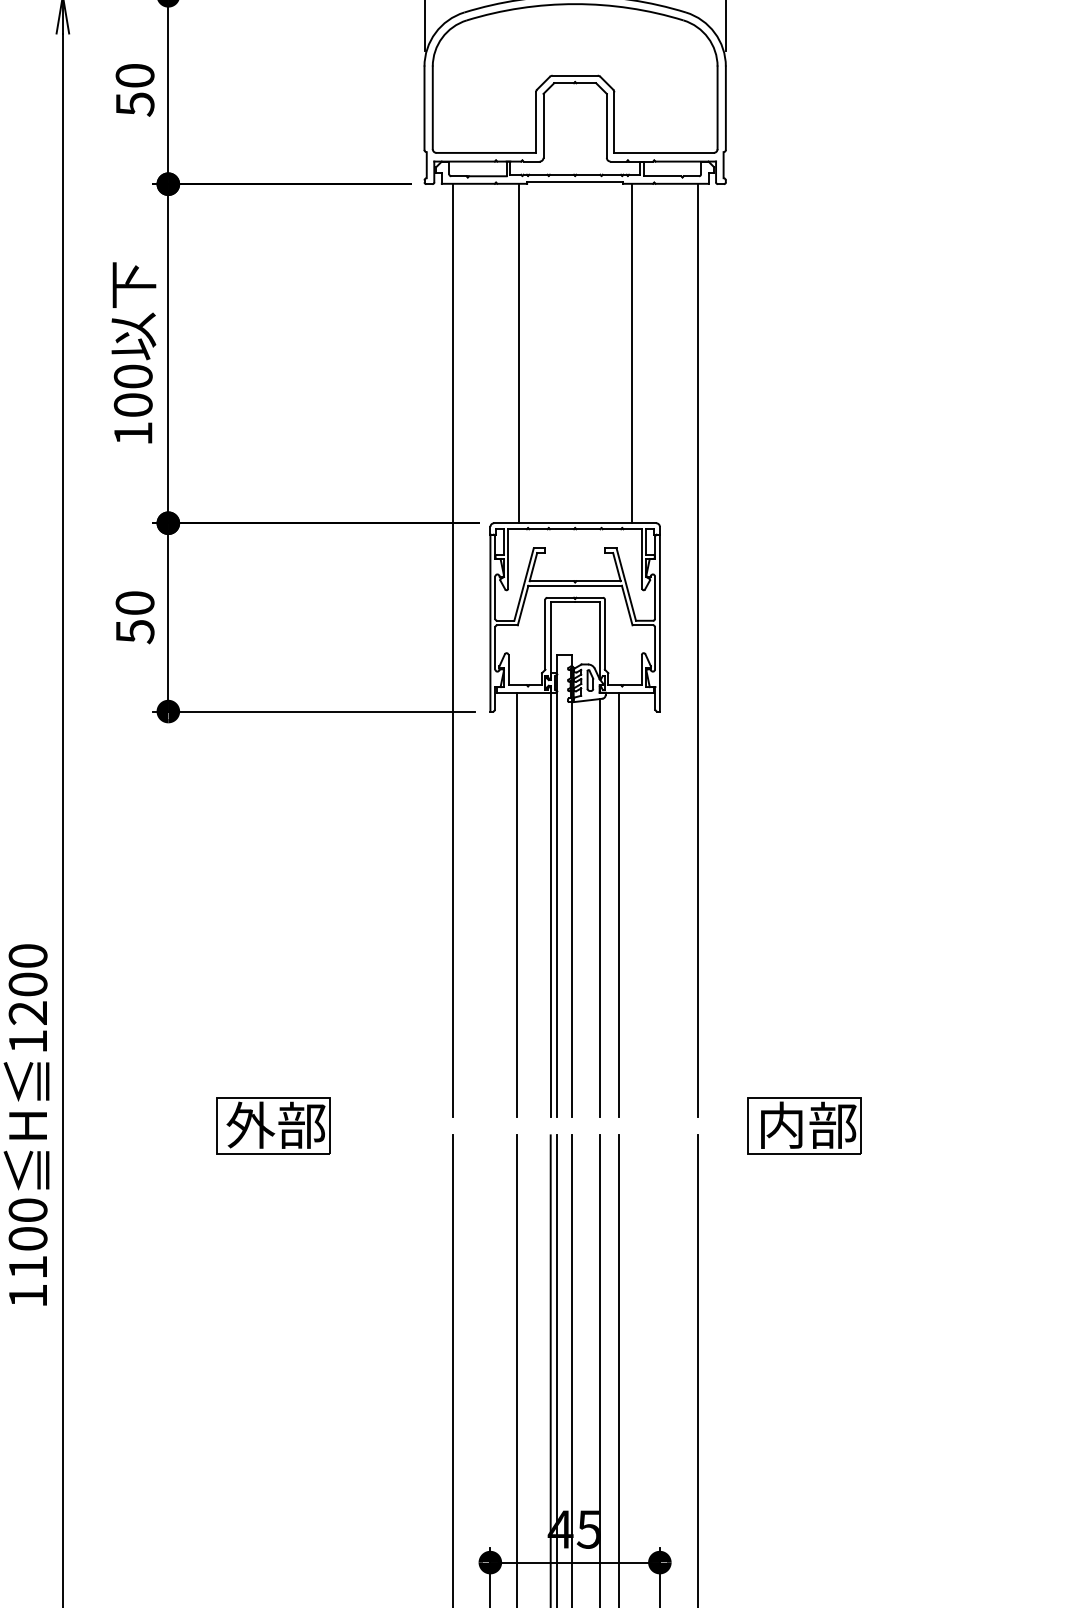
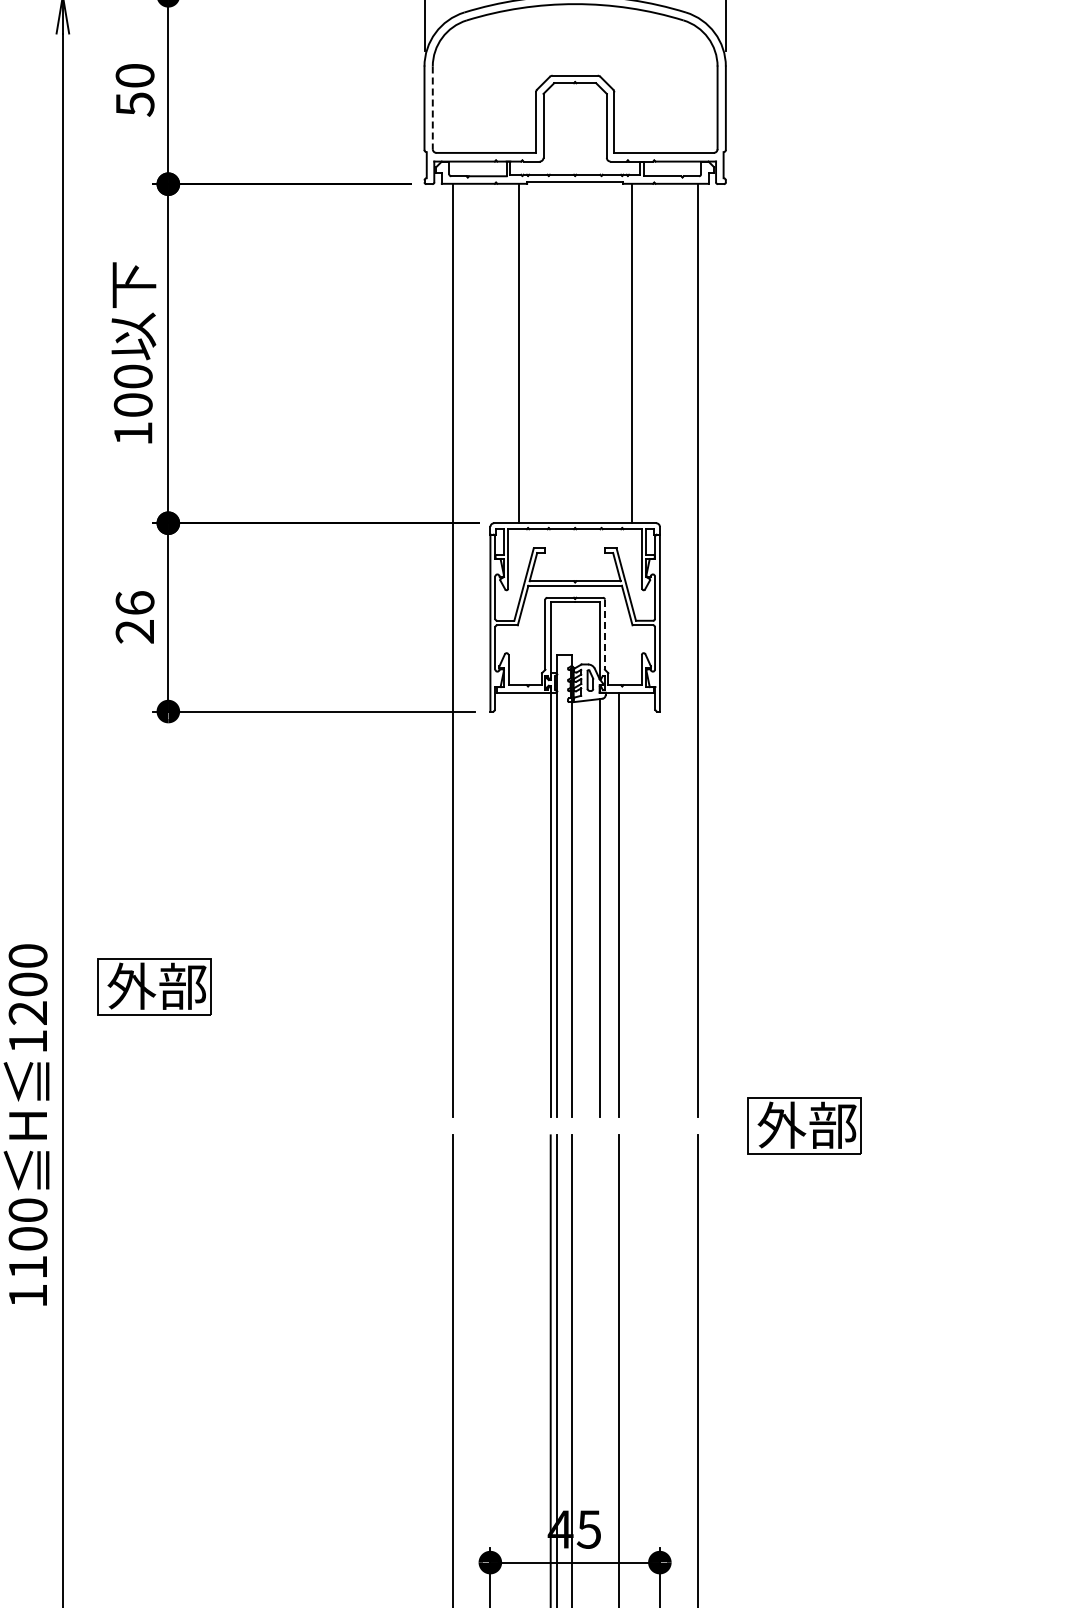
line: solid -> dashed (432, 108)
text: 50 -> 26 (134, 617)
line: solid -> dashed (604, 635)
line: present -> none (516, 904)
text: 内部 -> 外部 (781, 1124)
part position: (273, 1125) -> (154, 986) (154, 986)
line: present -> none (516, 1369)
line: present -> none (599, 1369)
